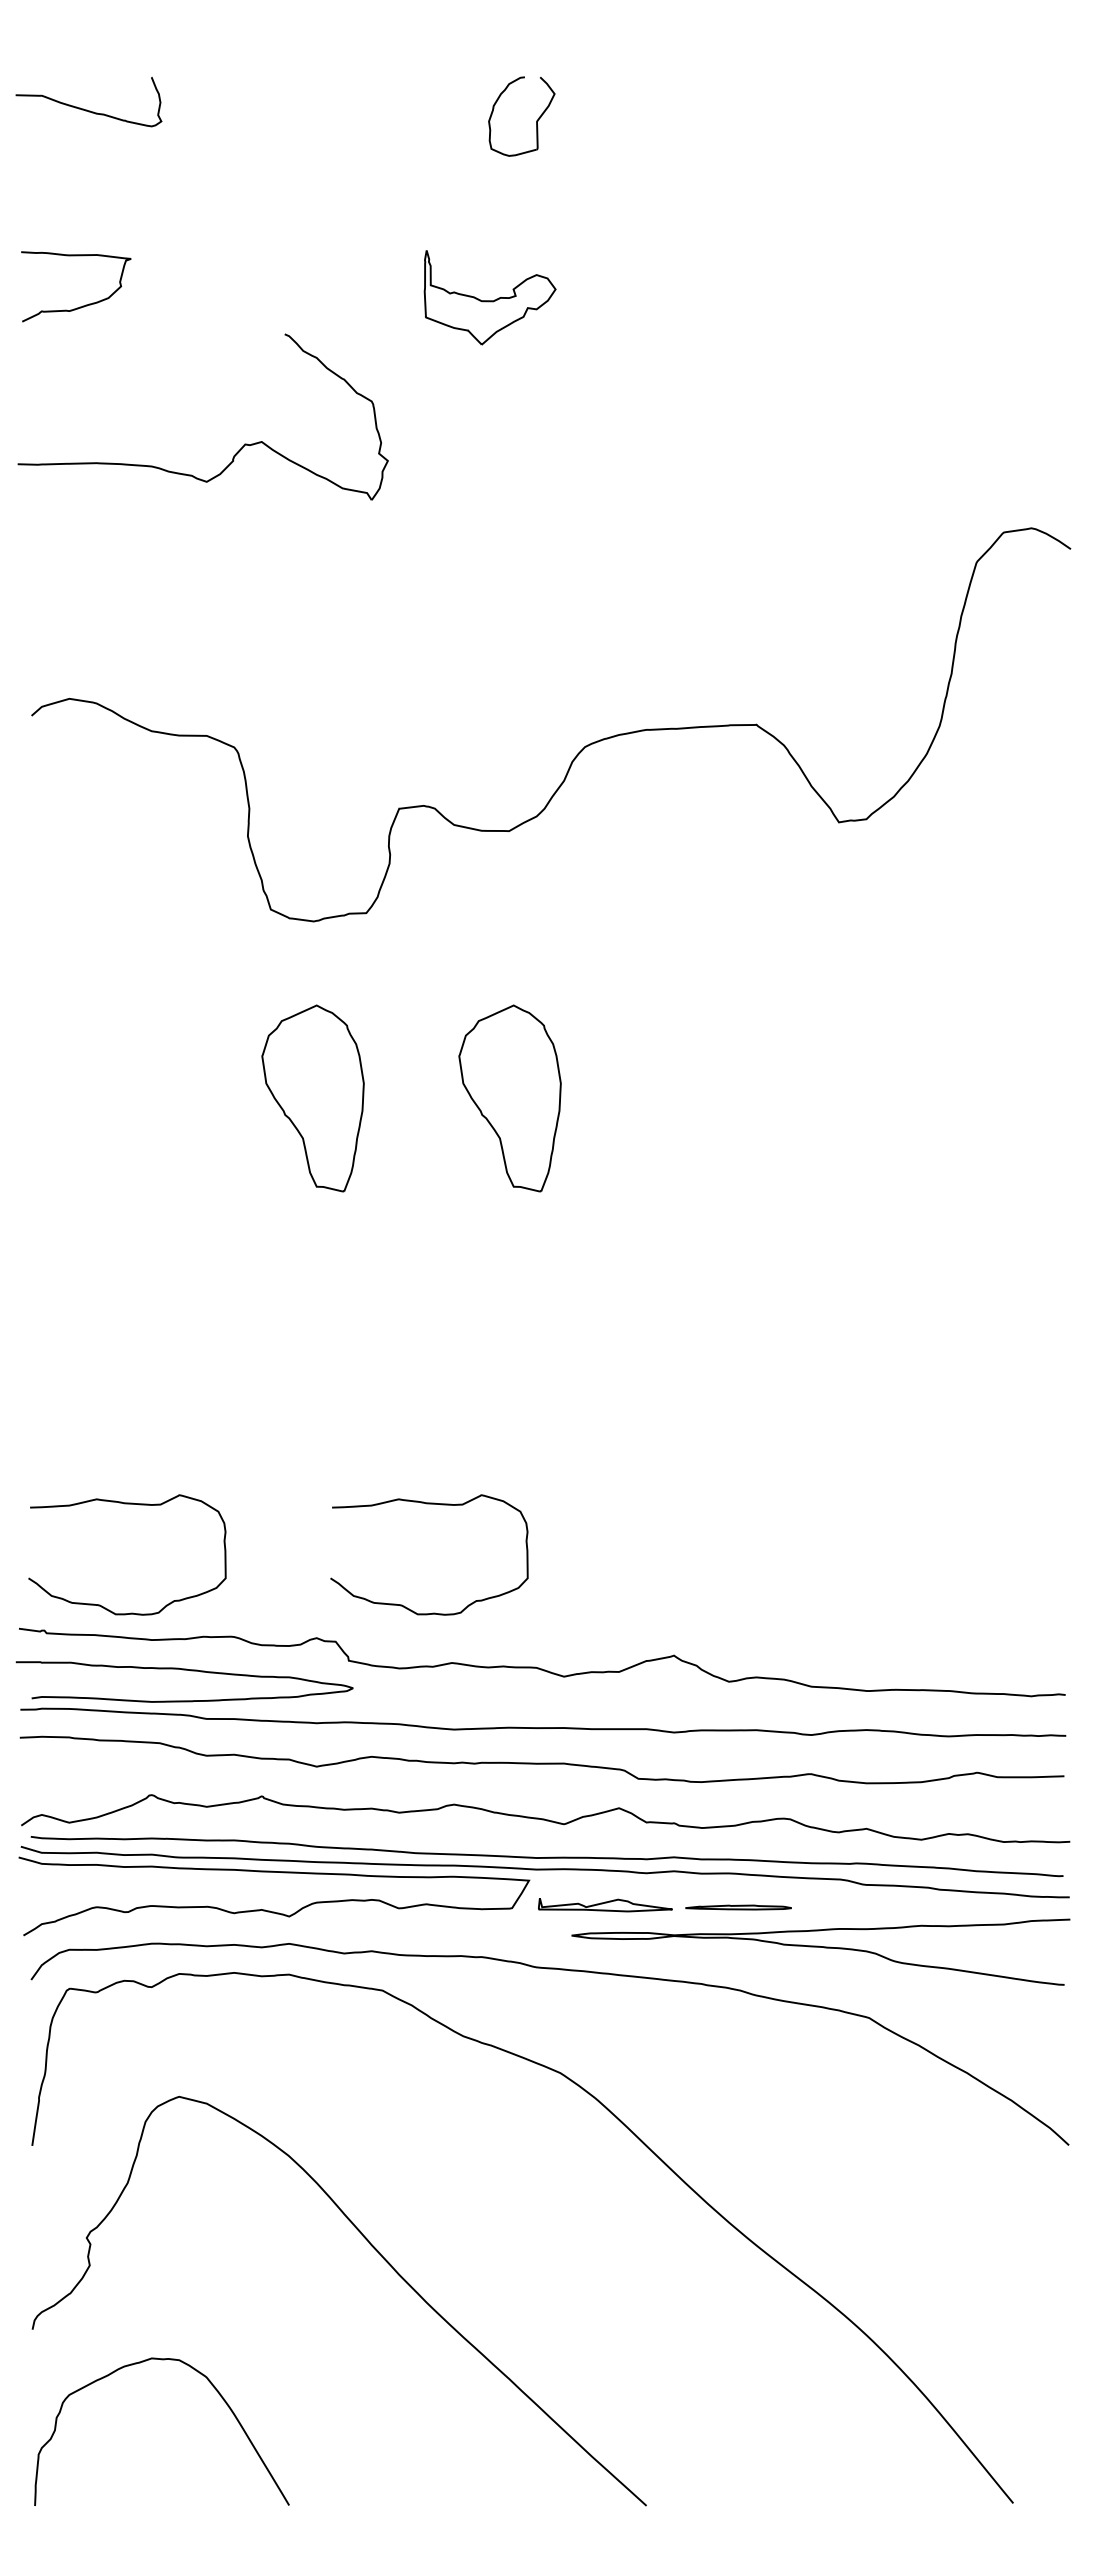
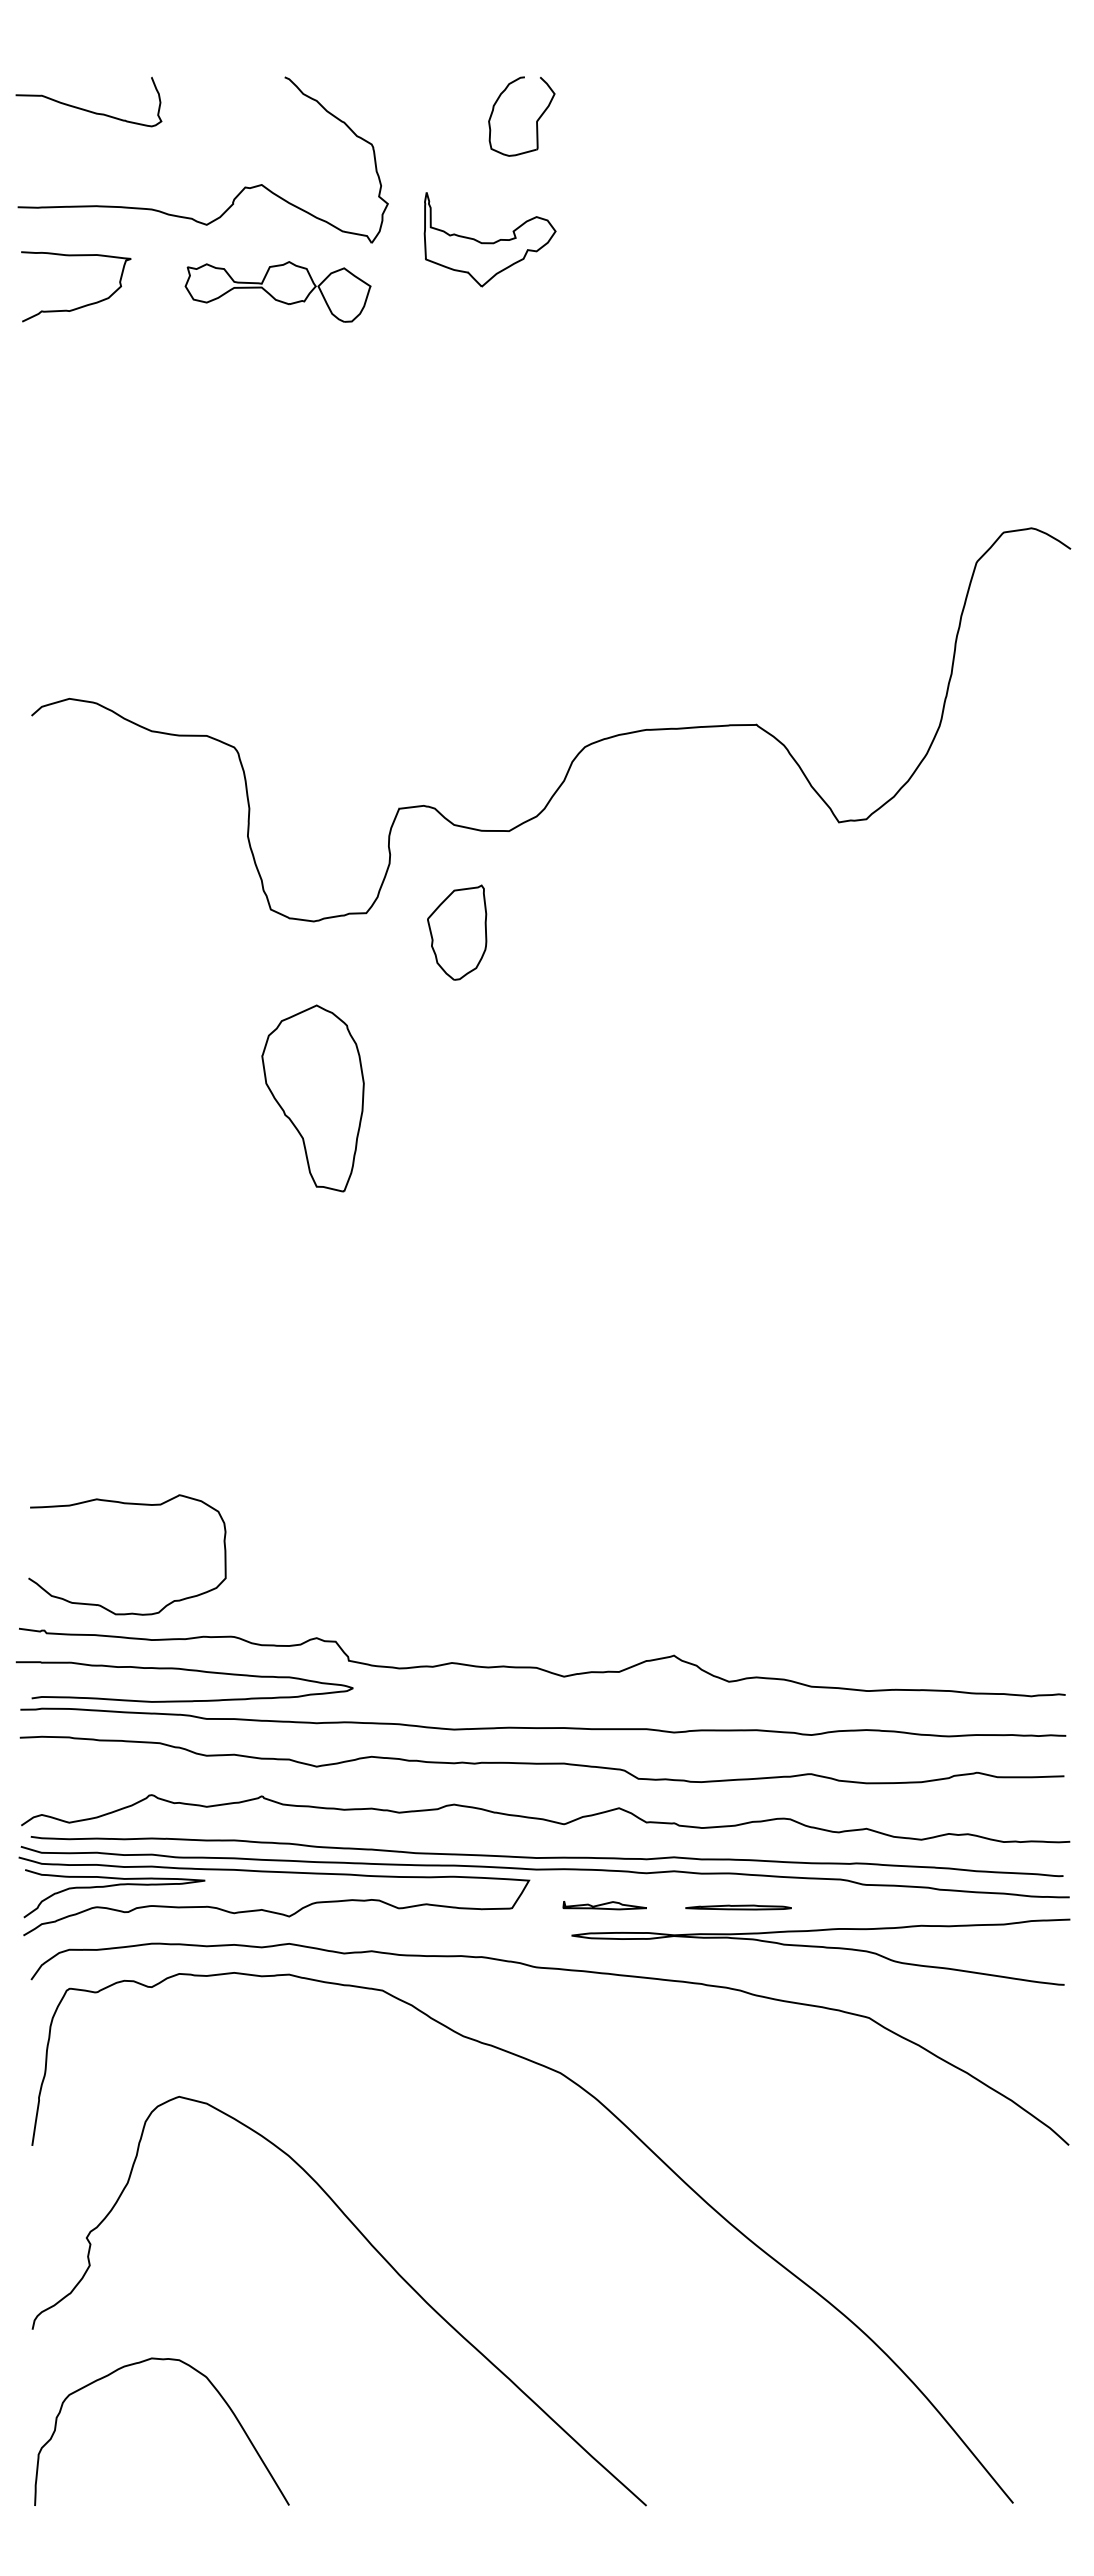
part: none -> present (277, 291)
part position: (489, 297) -> (489, 239) (489, 239)
part position: (237, 451) -> (237, 194) (237, 194)
part: none -> present (457, 932)
part: present -> none (509, 1098)
curve: present -> none (429, 1504)
curve: none -> present (114, 1886)
part size: 135x15 px -> 85x10 px (604, 1905)
